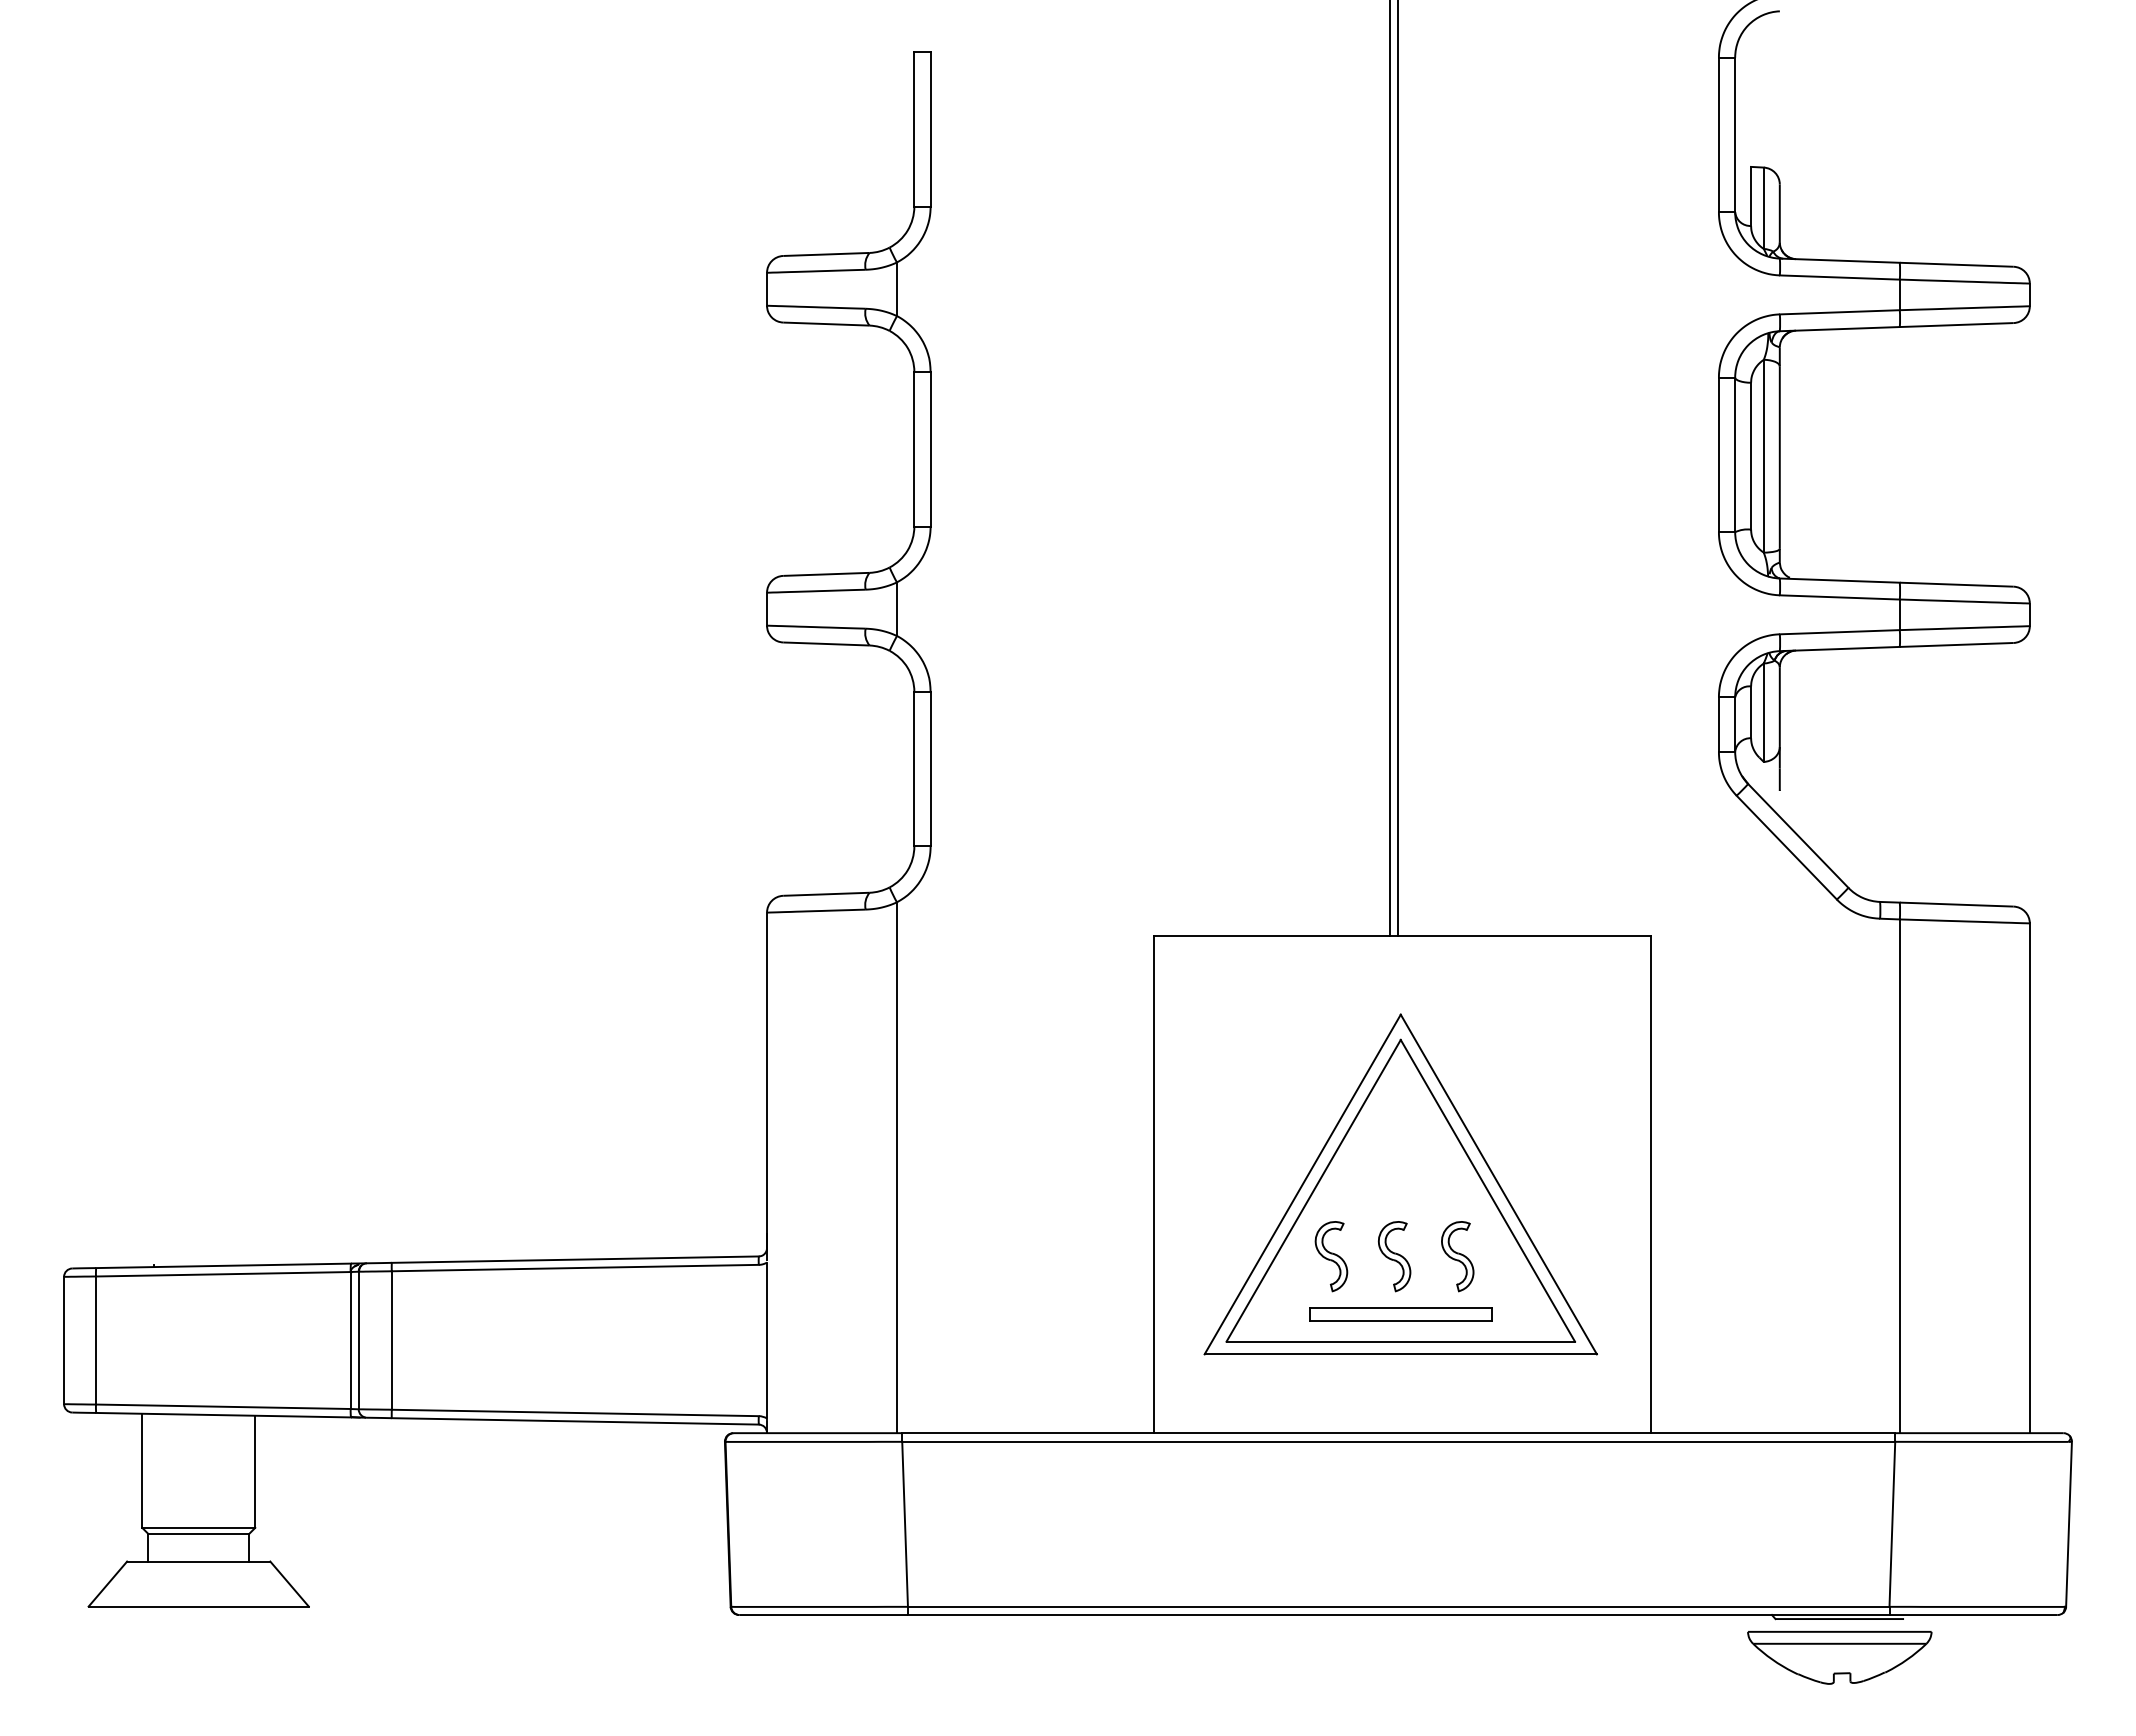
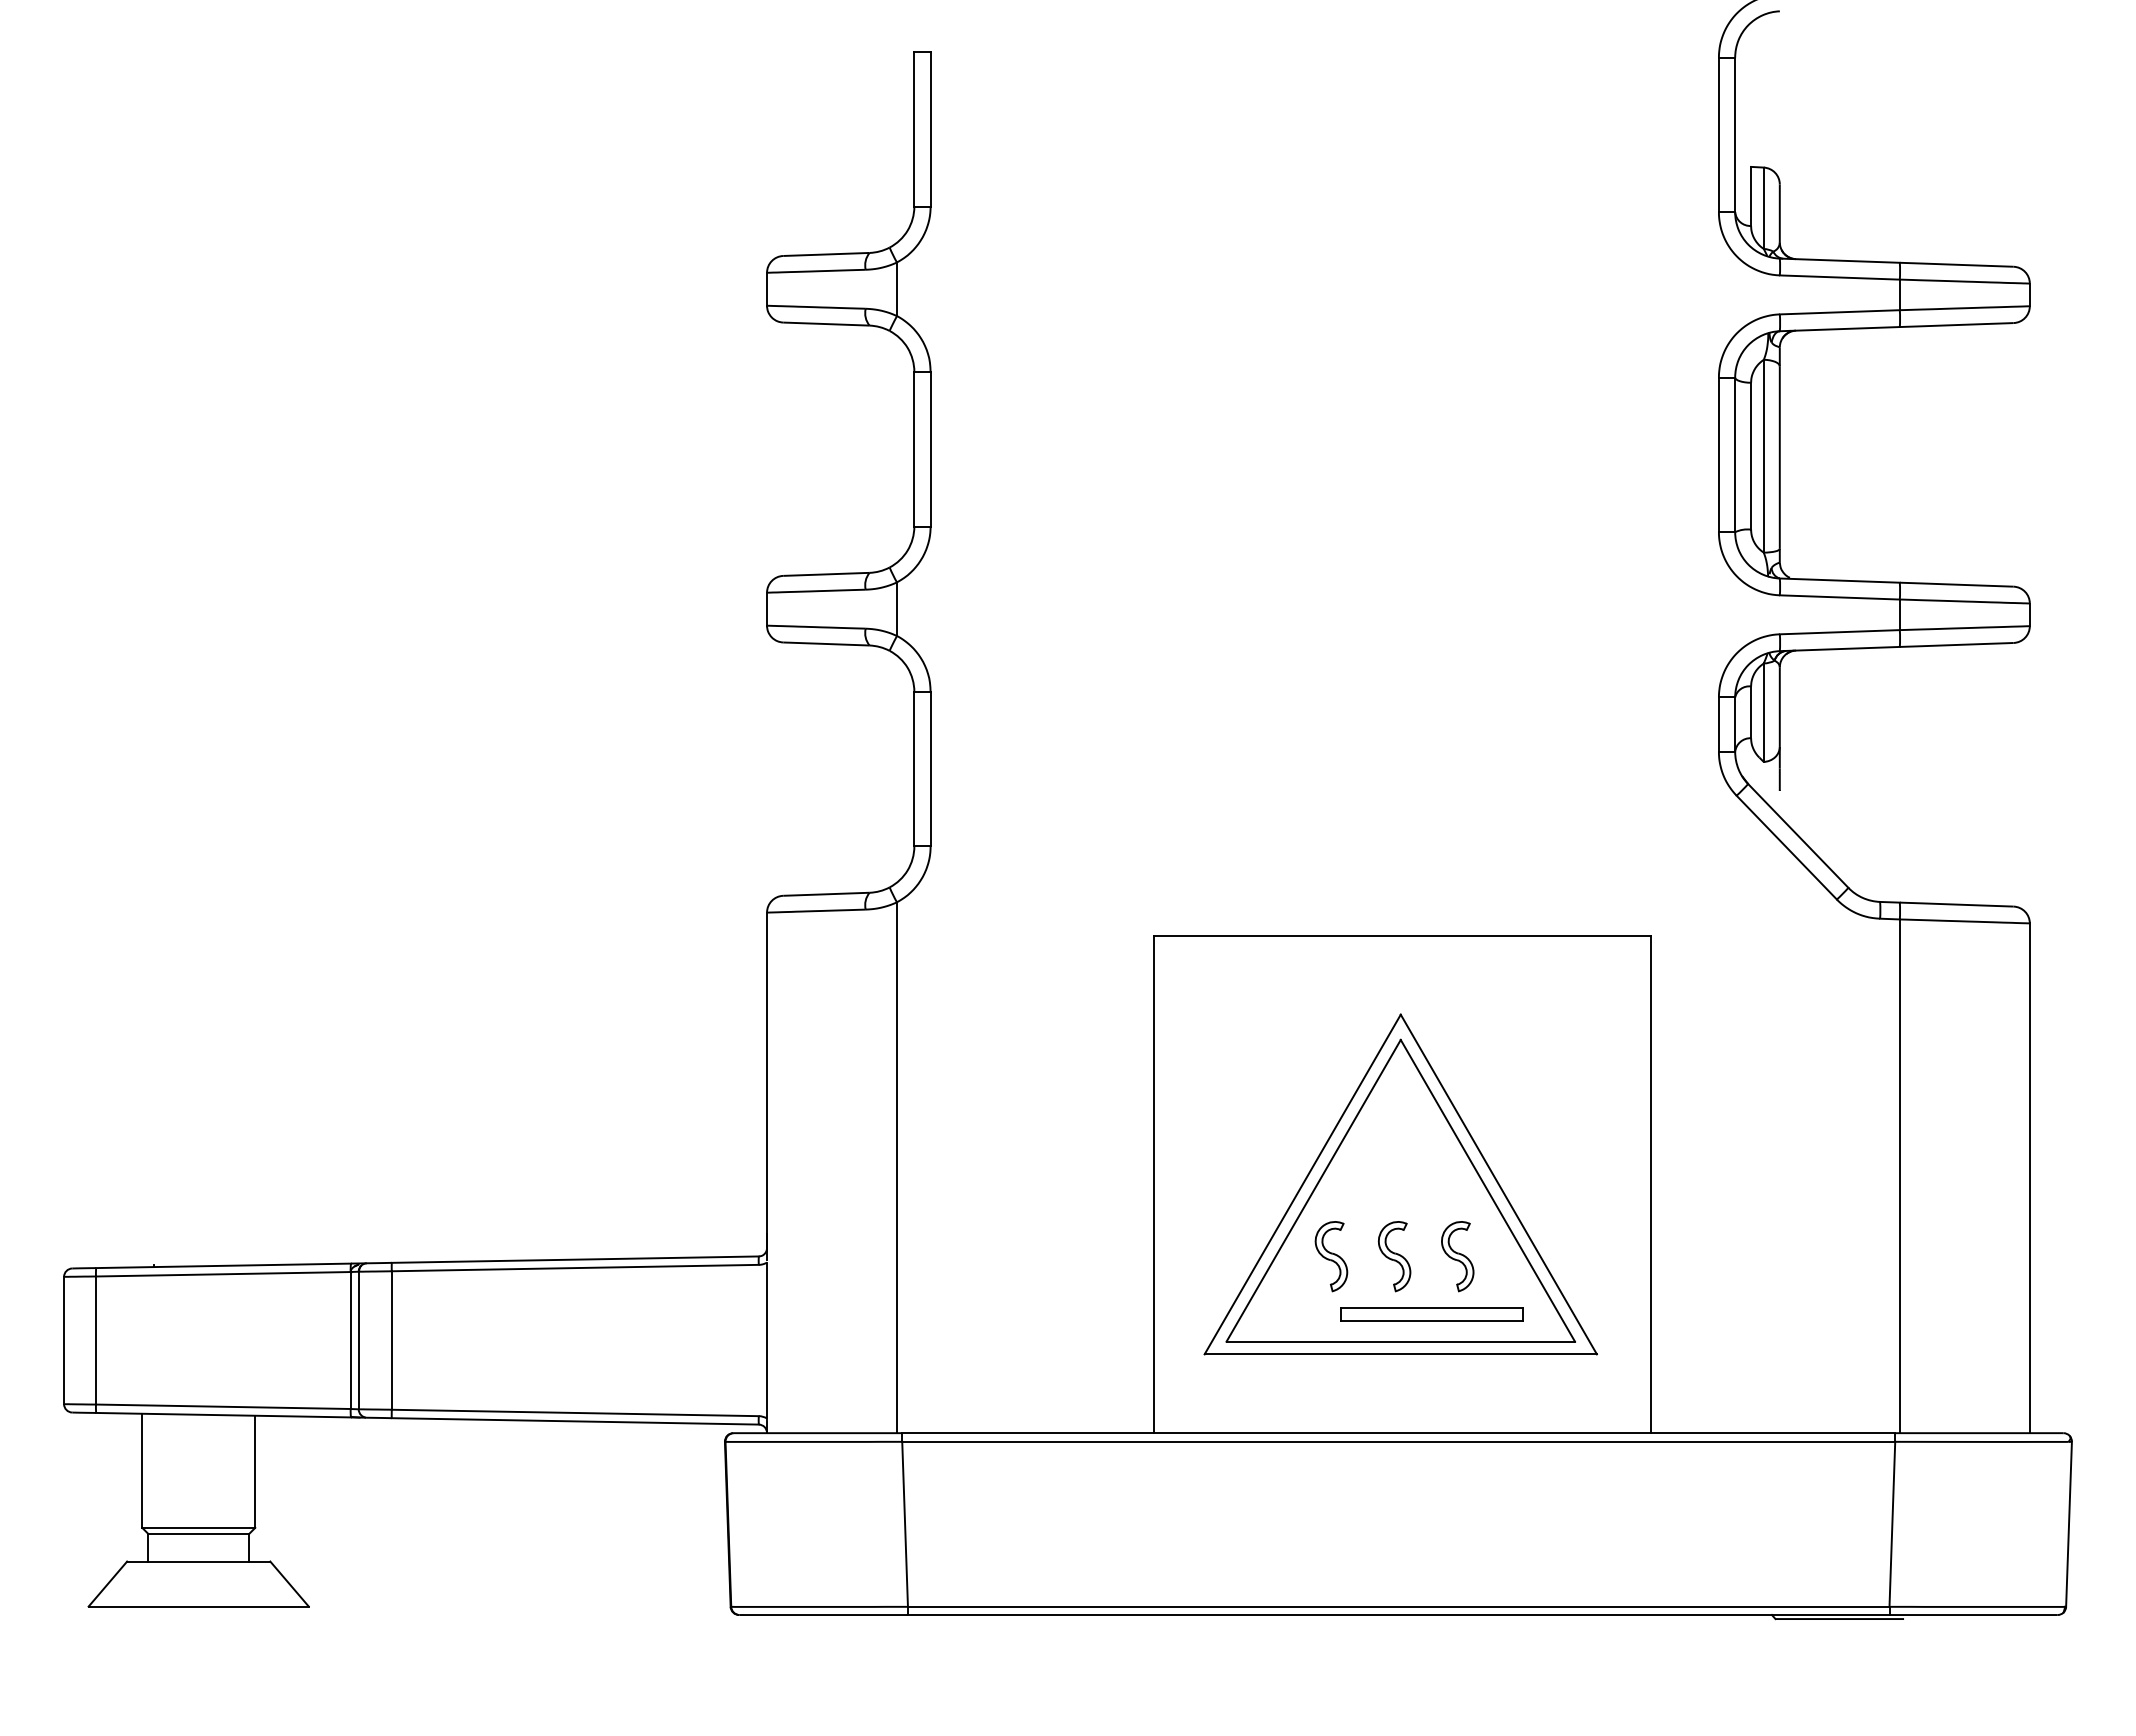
line: present -> none (1390, 468)
line: present -> none (1398, 468)
part position: (1400, 1314) -> (1431, 1314) (1431, 1314)
part: present -> none (1839, 1657)
